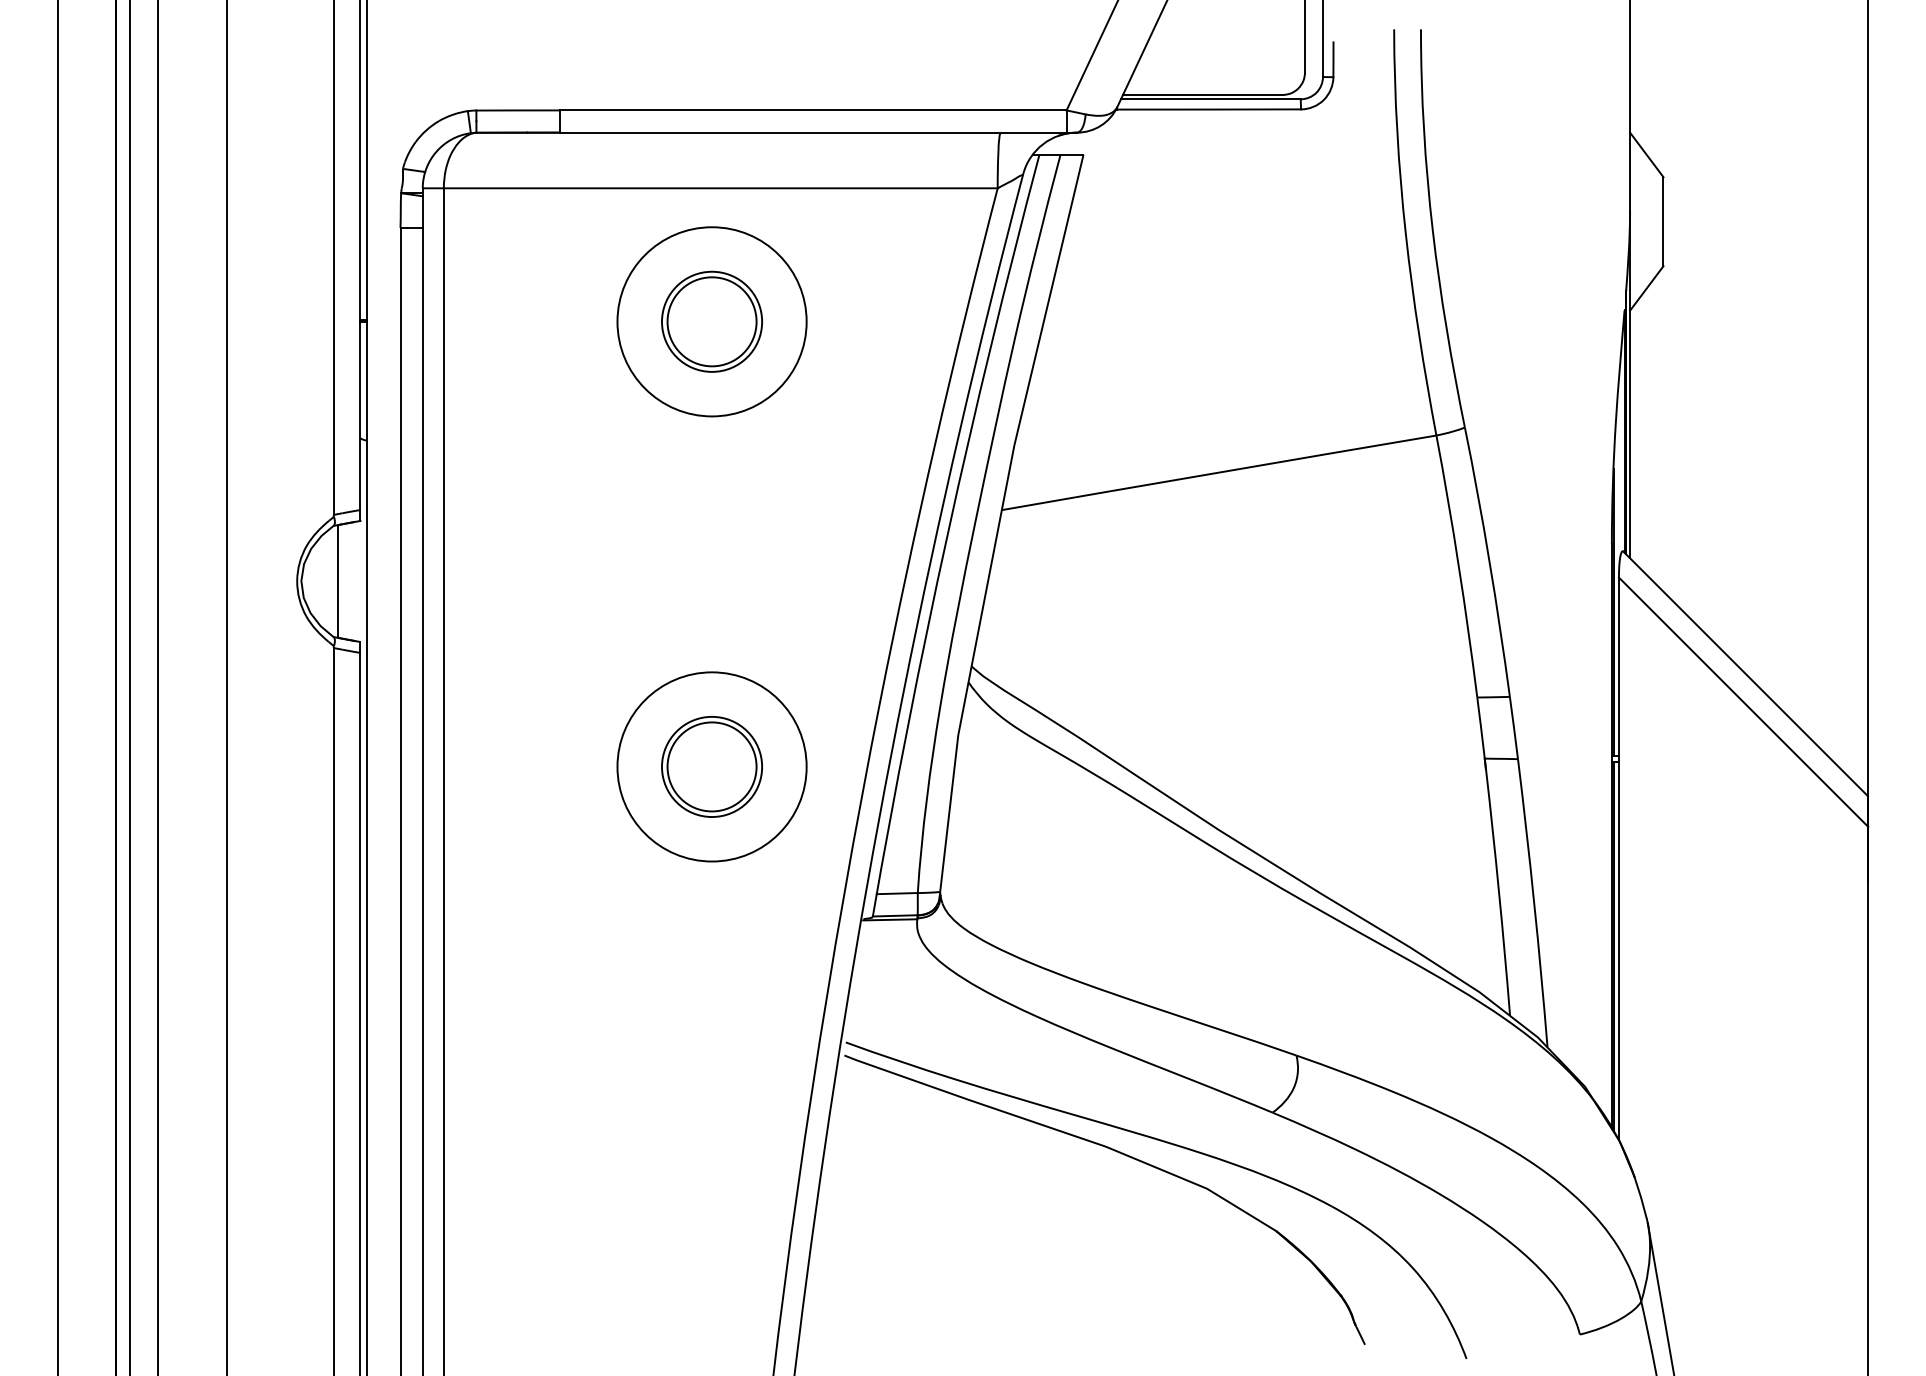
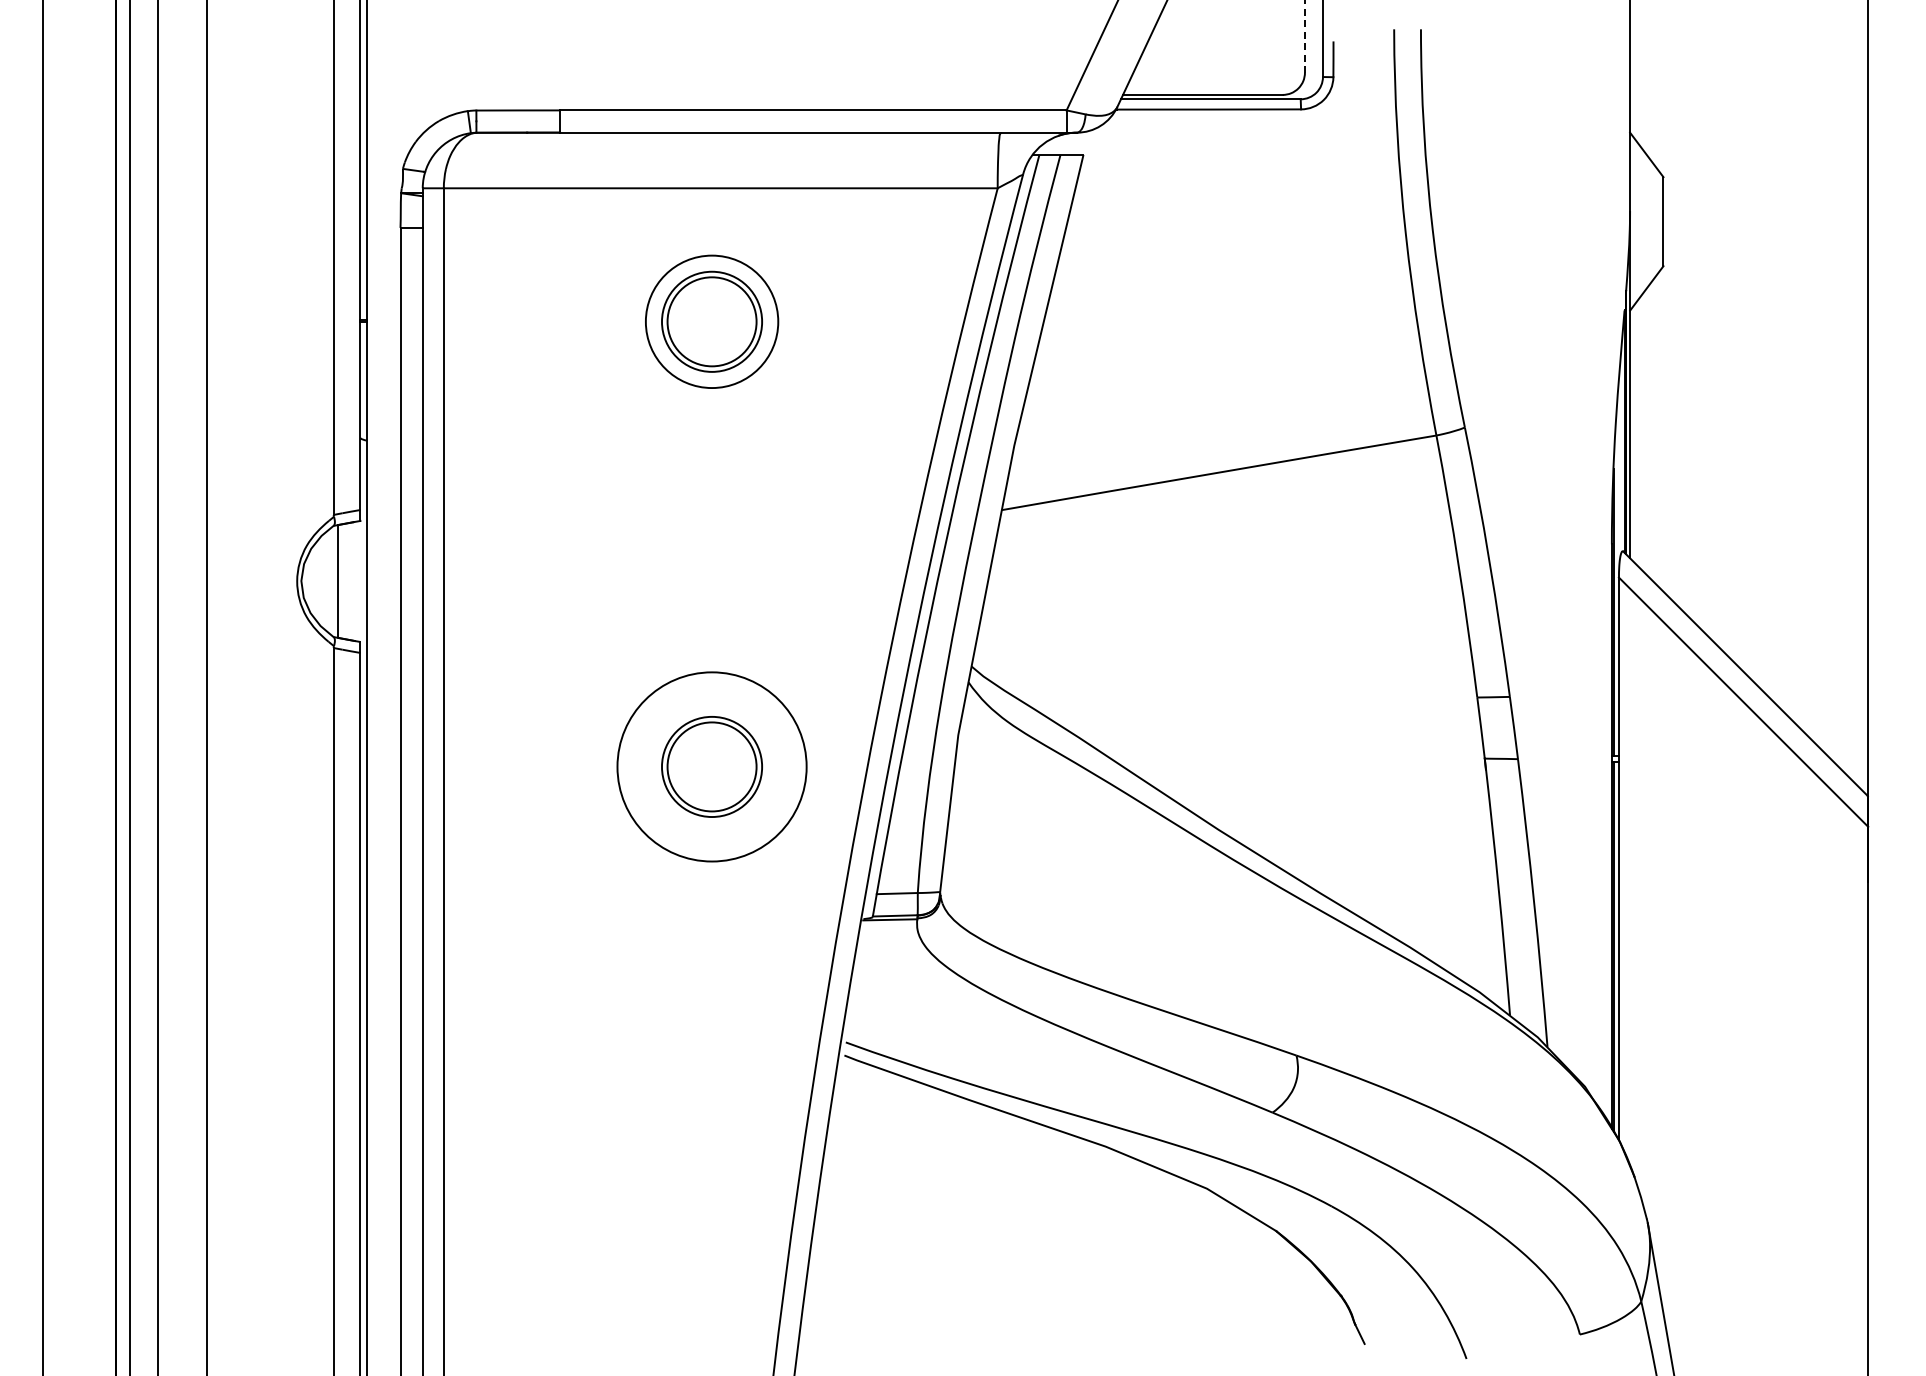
line: solid -> dashed (1304, 36)
circle diameter: 189 px -> 132 px (711, 321)
line position: (57, 687) -> (42, 687) (42, 687)
line position: (226, 687) -> (206, 687) (206, 687)
